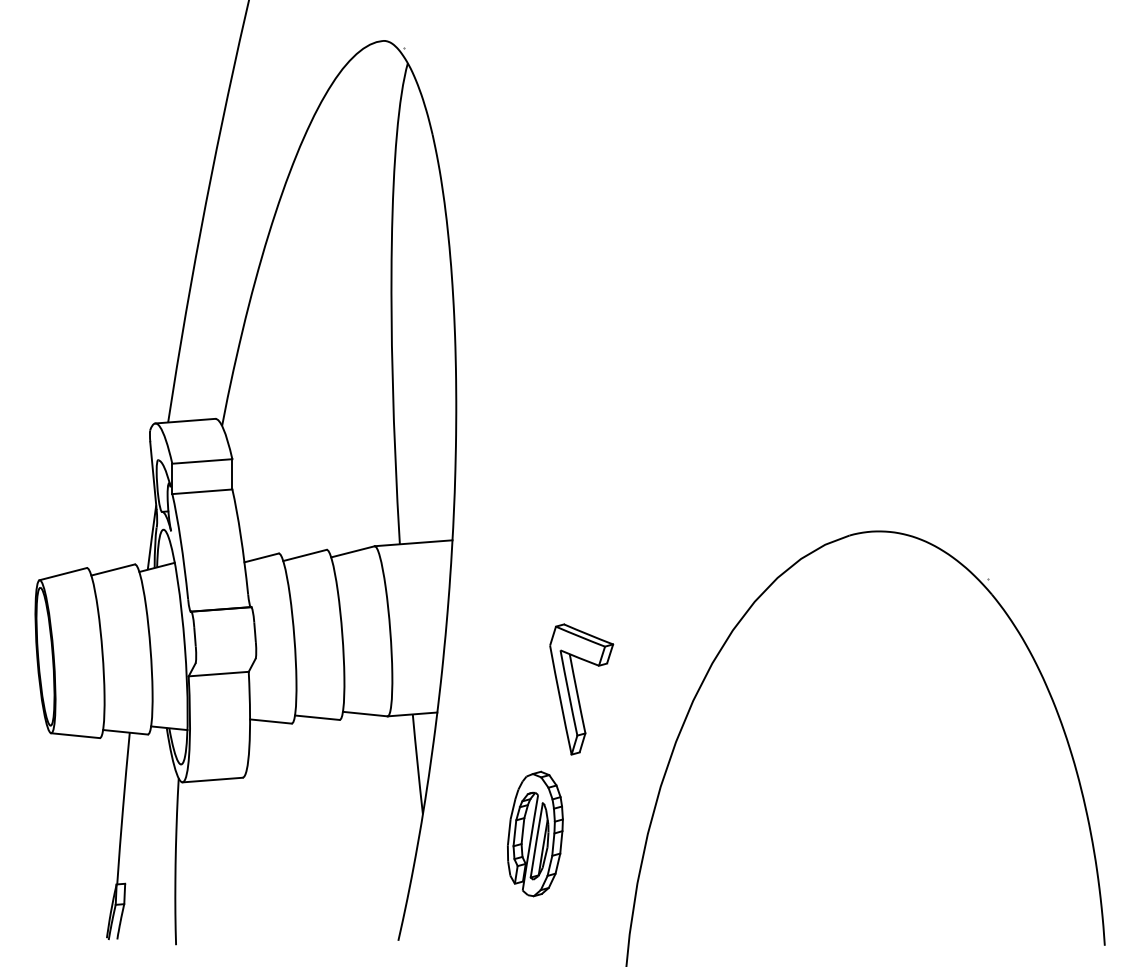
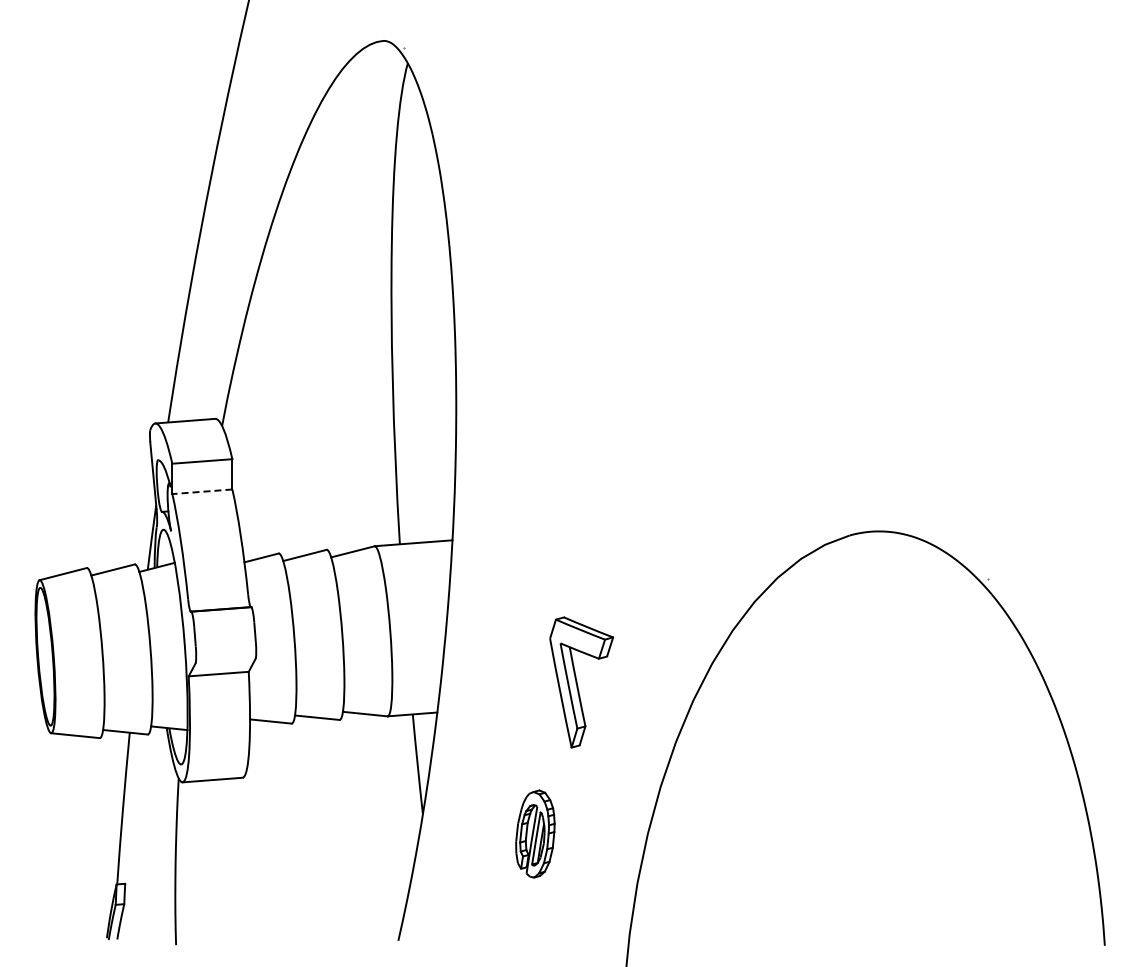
line: solid -> dashed (201, 491)
part position: (581, 689) -> (581, 682) (581, 682)
part size: 57x128 px -> 41x90 px (535, 833)
